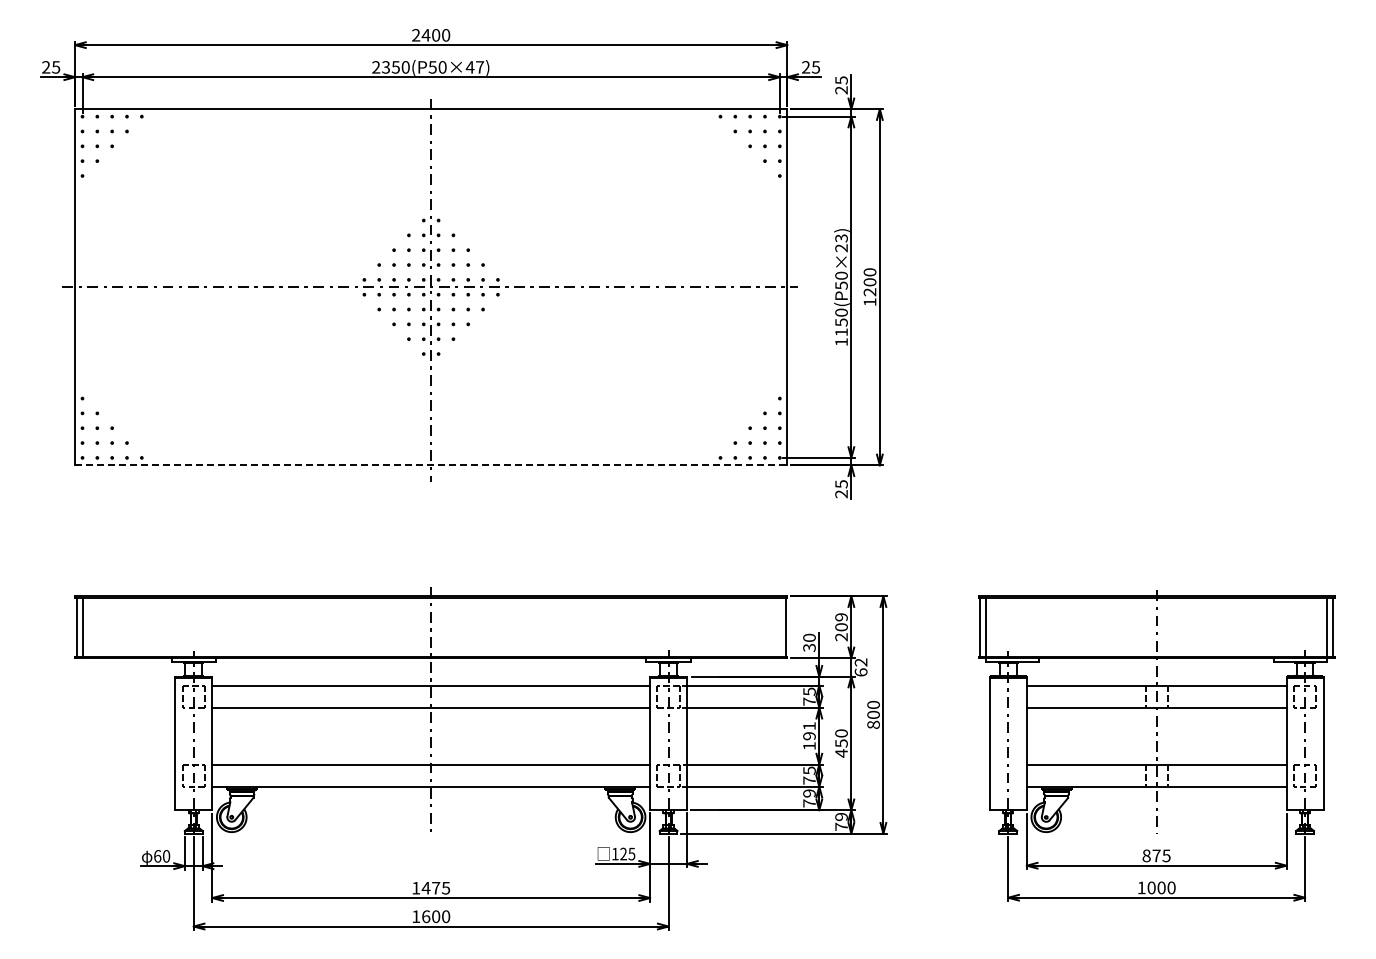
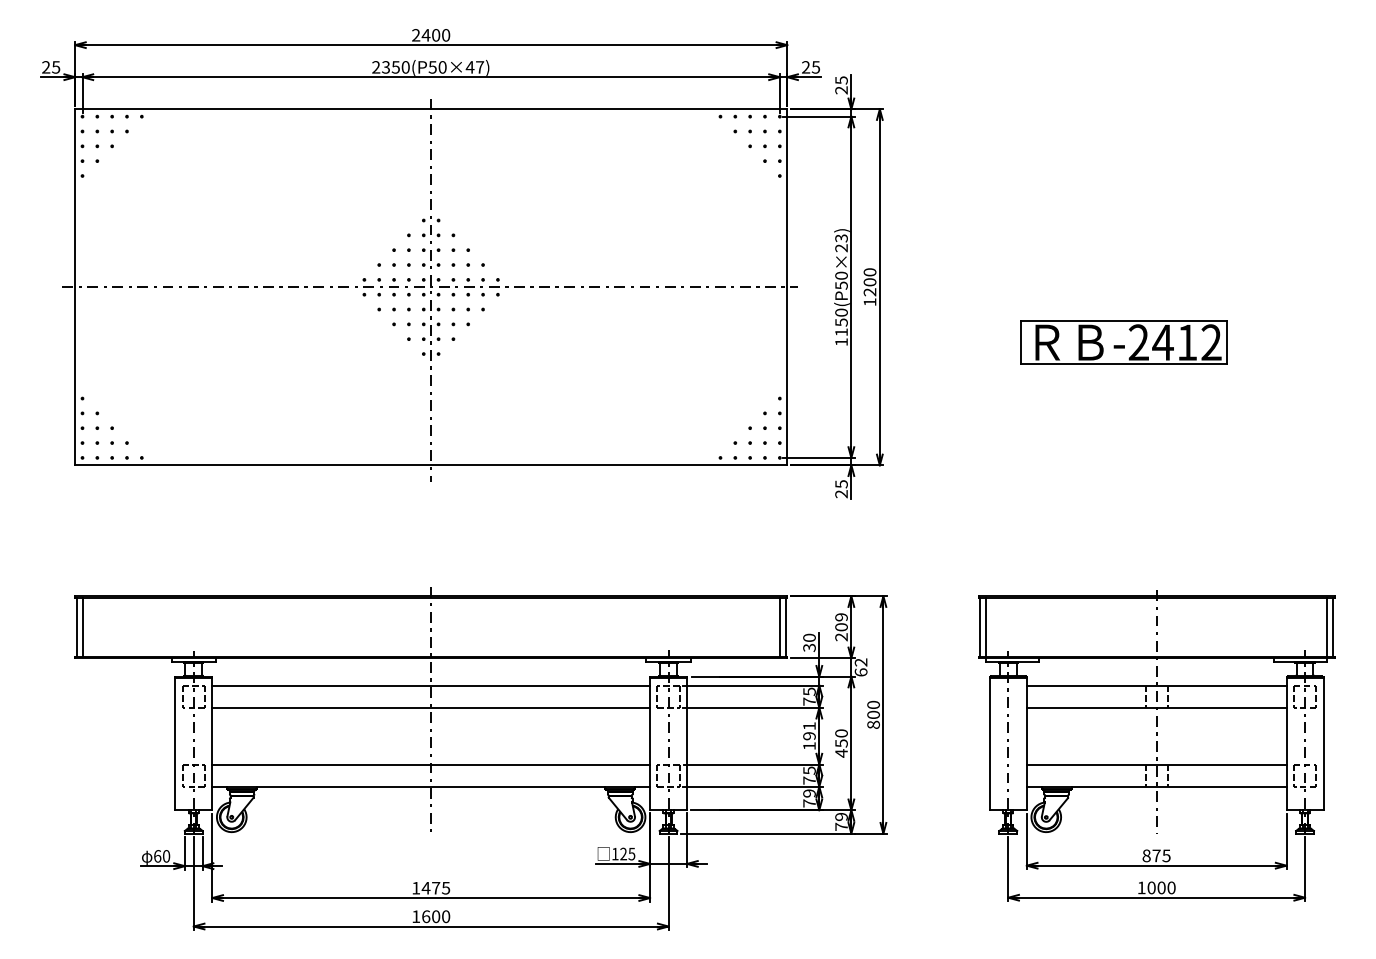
part: none -> present (1123, 342)
line: dashed -> solid (431, 465)
line: none -> present (779, 627)
